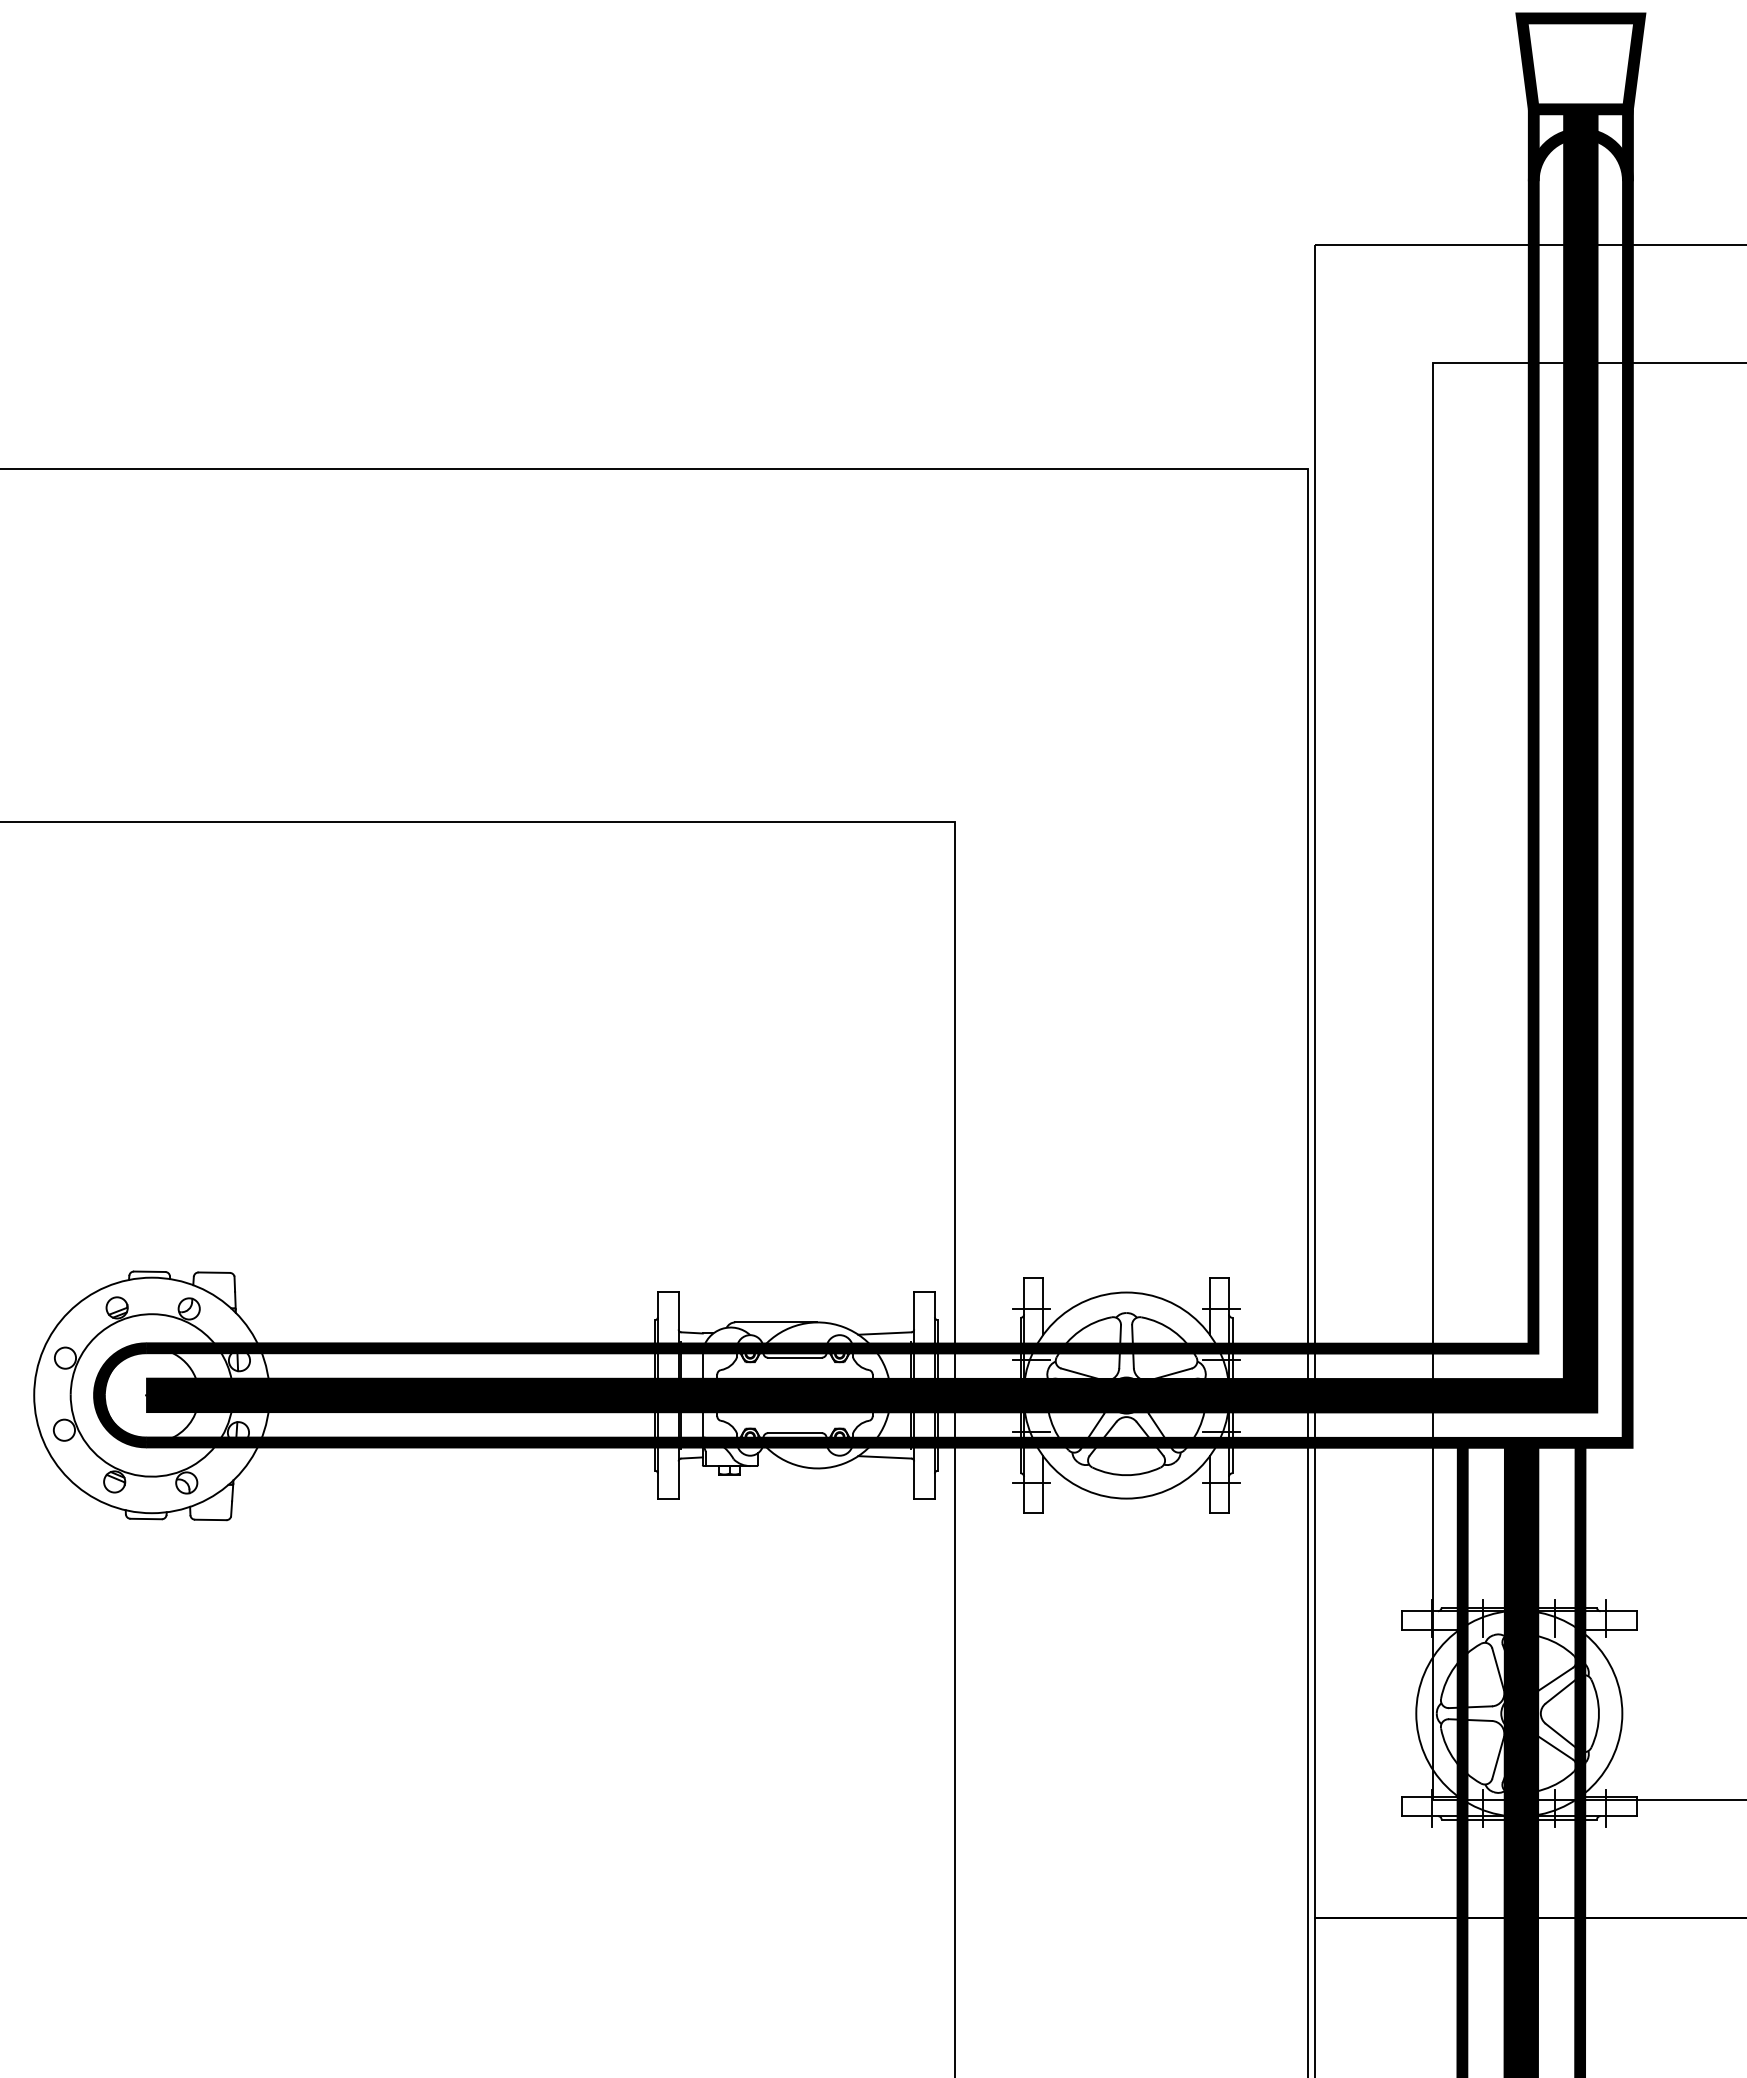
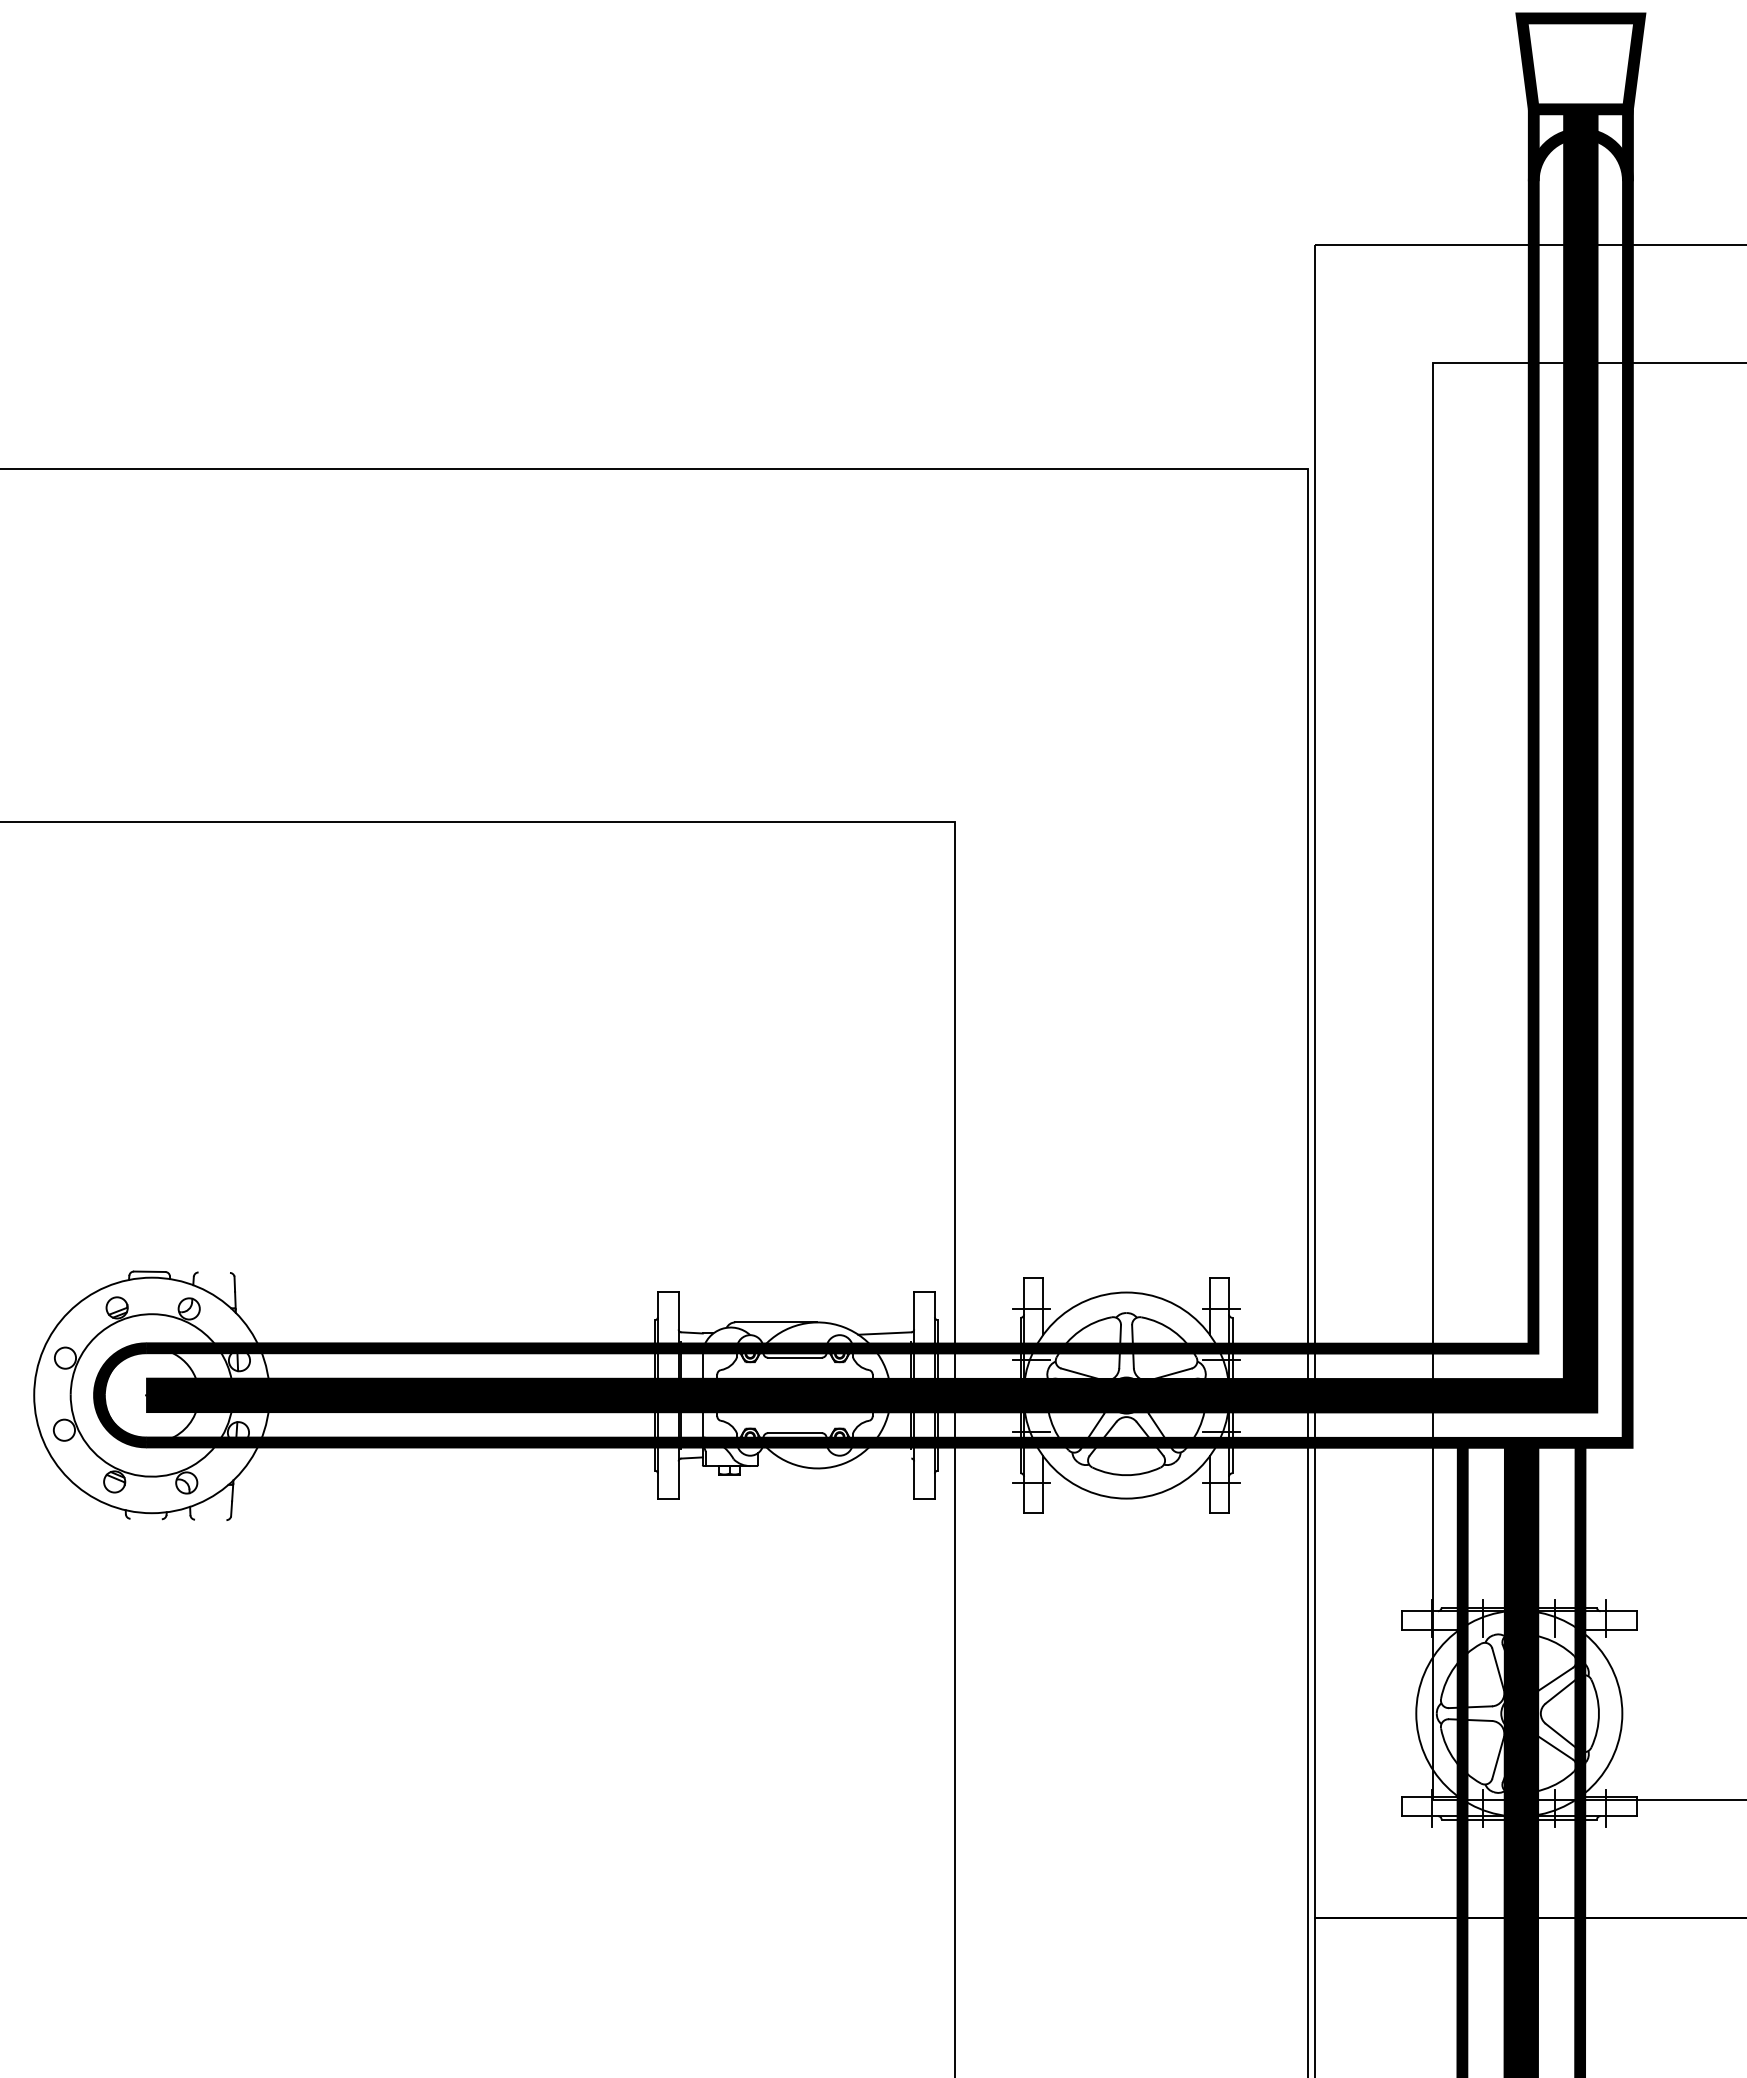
line: present -> none (213, 1272)
line: present -> none (884, 1457)
line: present -> none (145, 1518)
line: present -> none (210, 1519)
